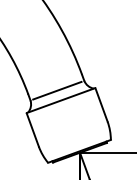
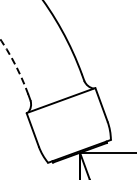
arc: solid -> dashed (16, 66)
line: present -> none (57, 90)
